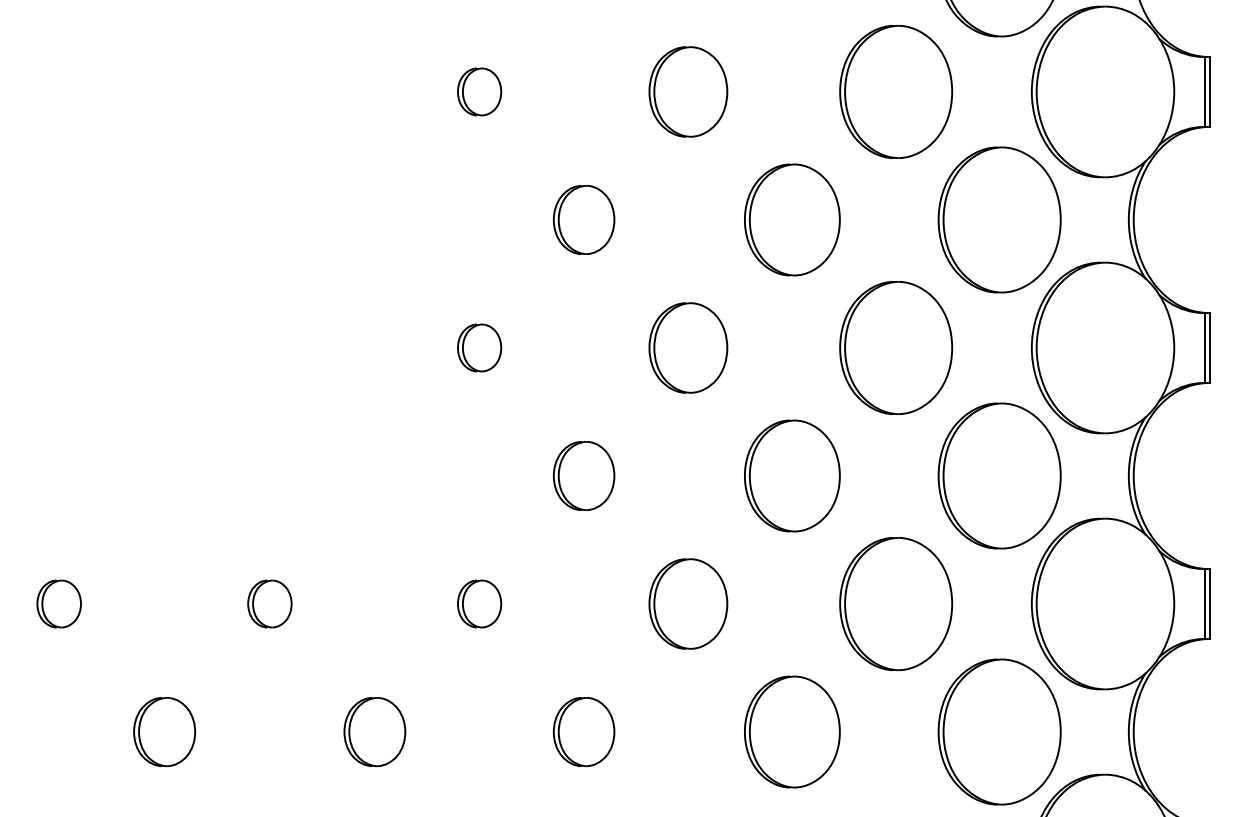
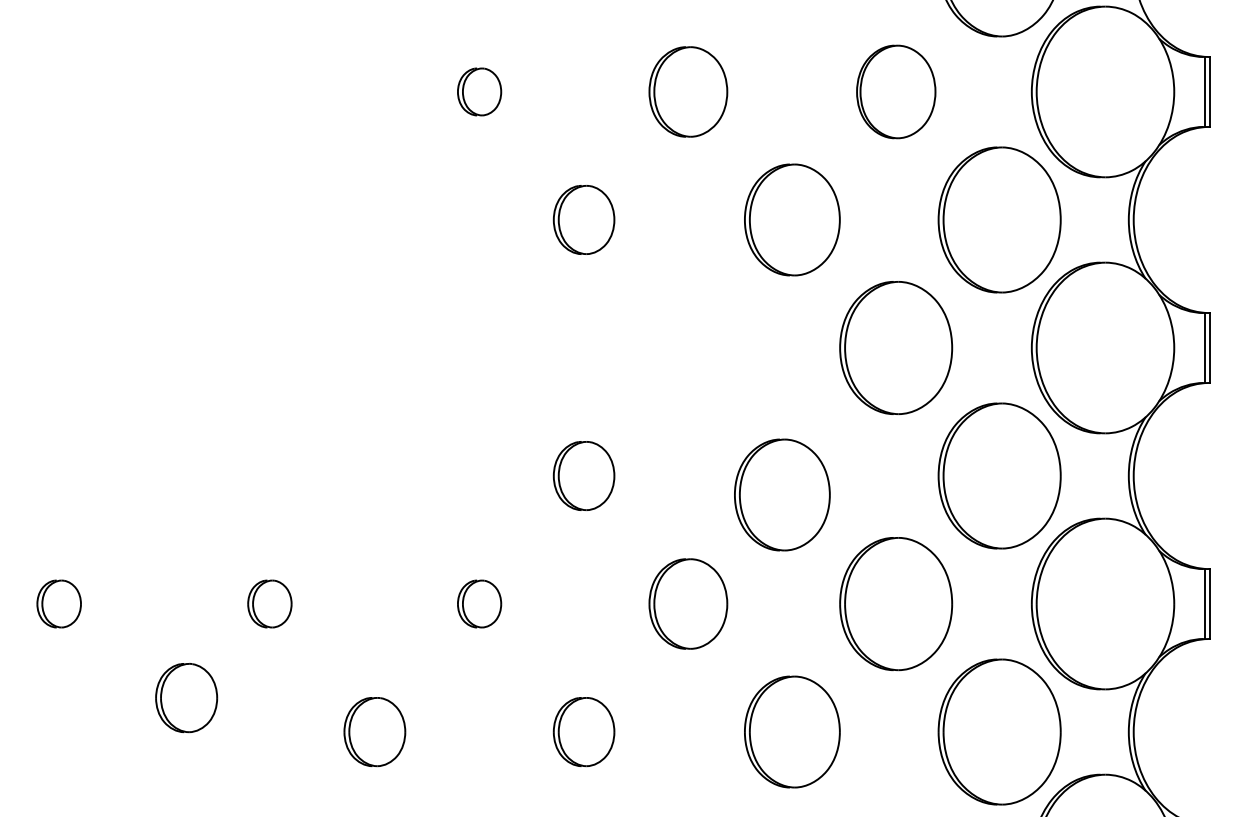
part size: 115x134 px -> 81x96 px (896, 91)
part: present -> none (479, 347)
part: present -> none (688, 347)
part position: (792, 475) -> (782, 494) (782, 494)
part position: (164, 732) -> (186, 698) (186, 698)
